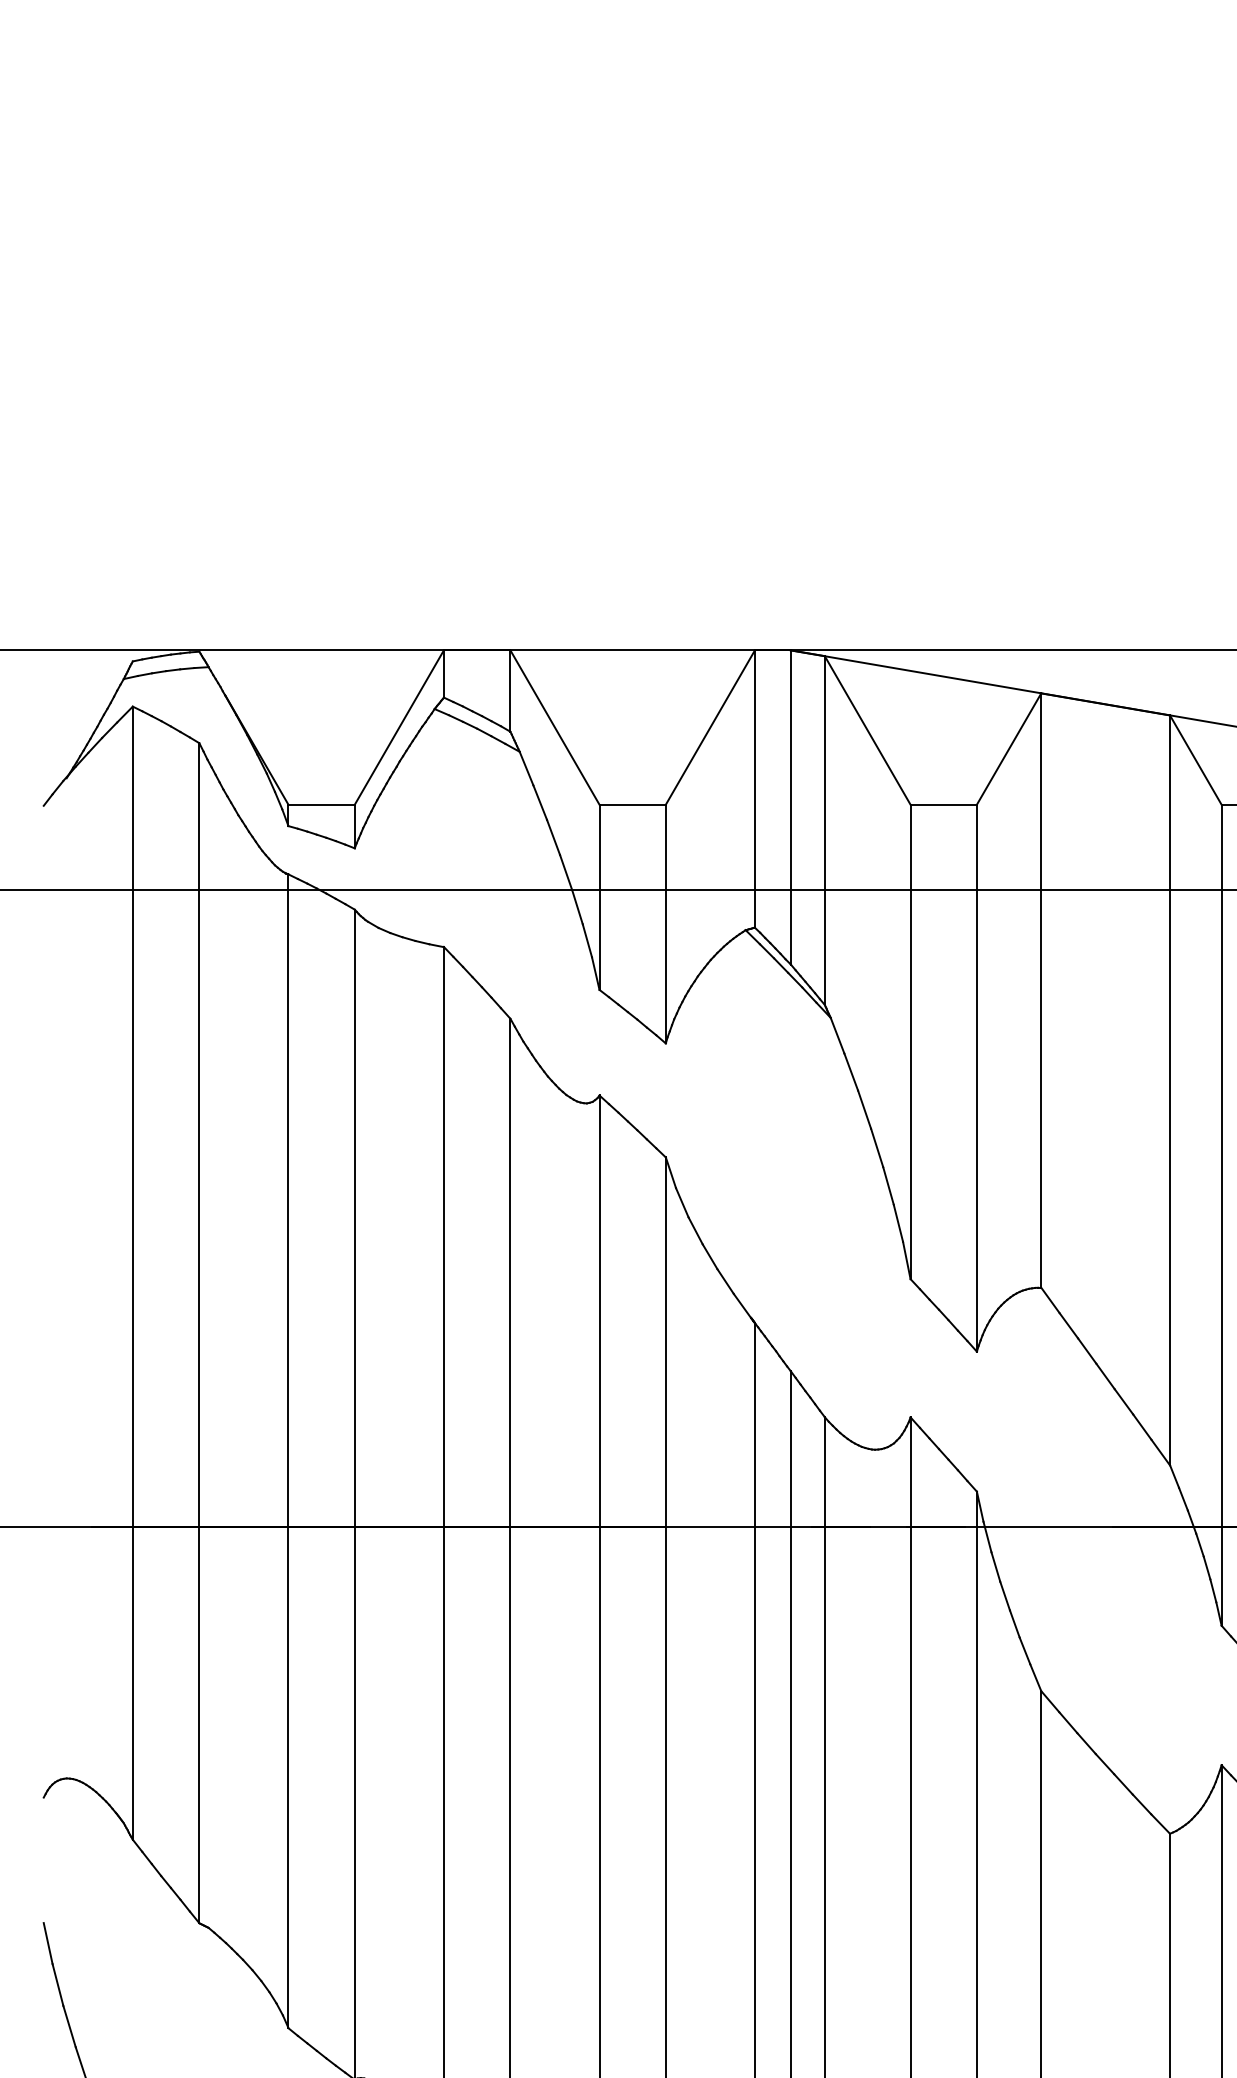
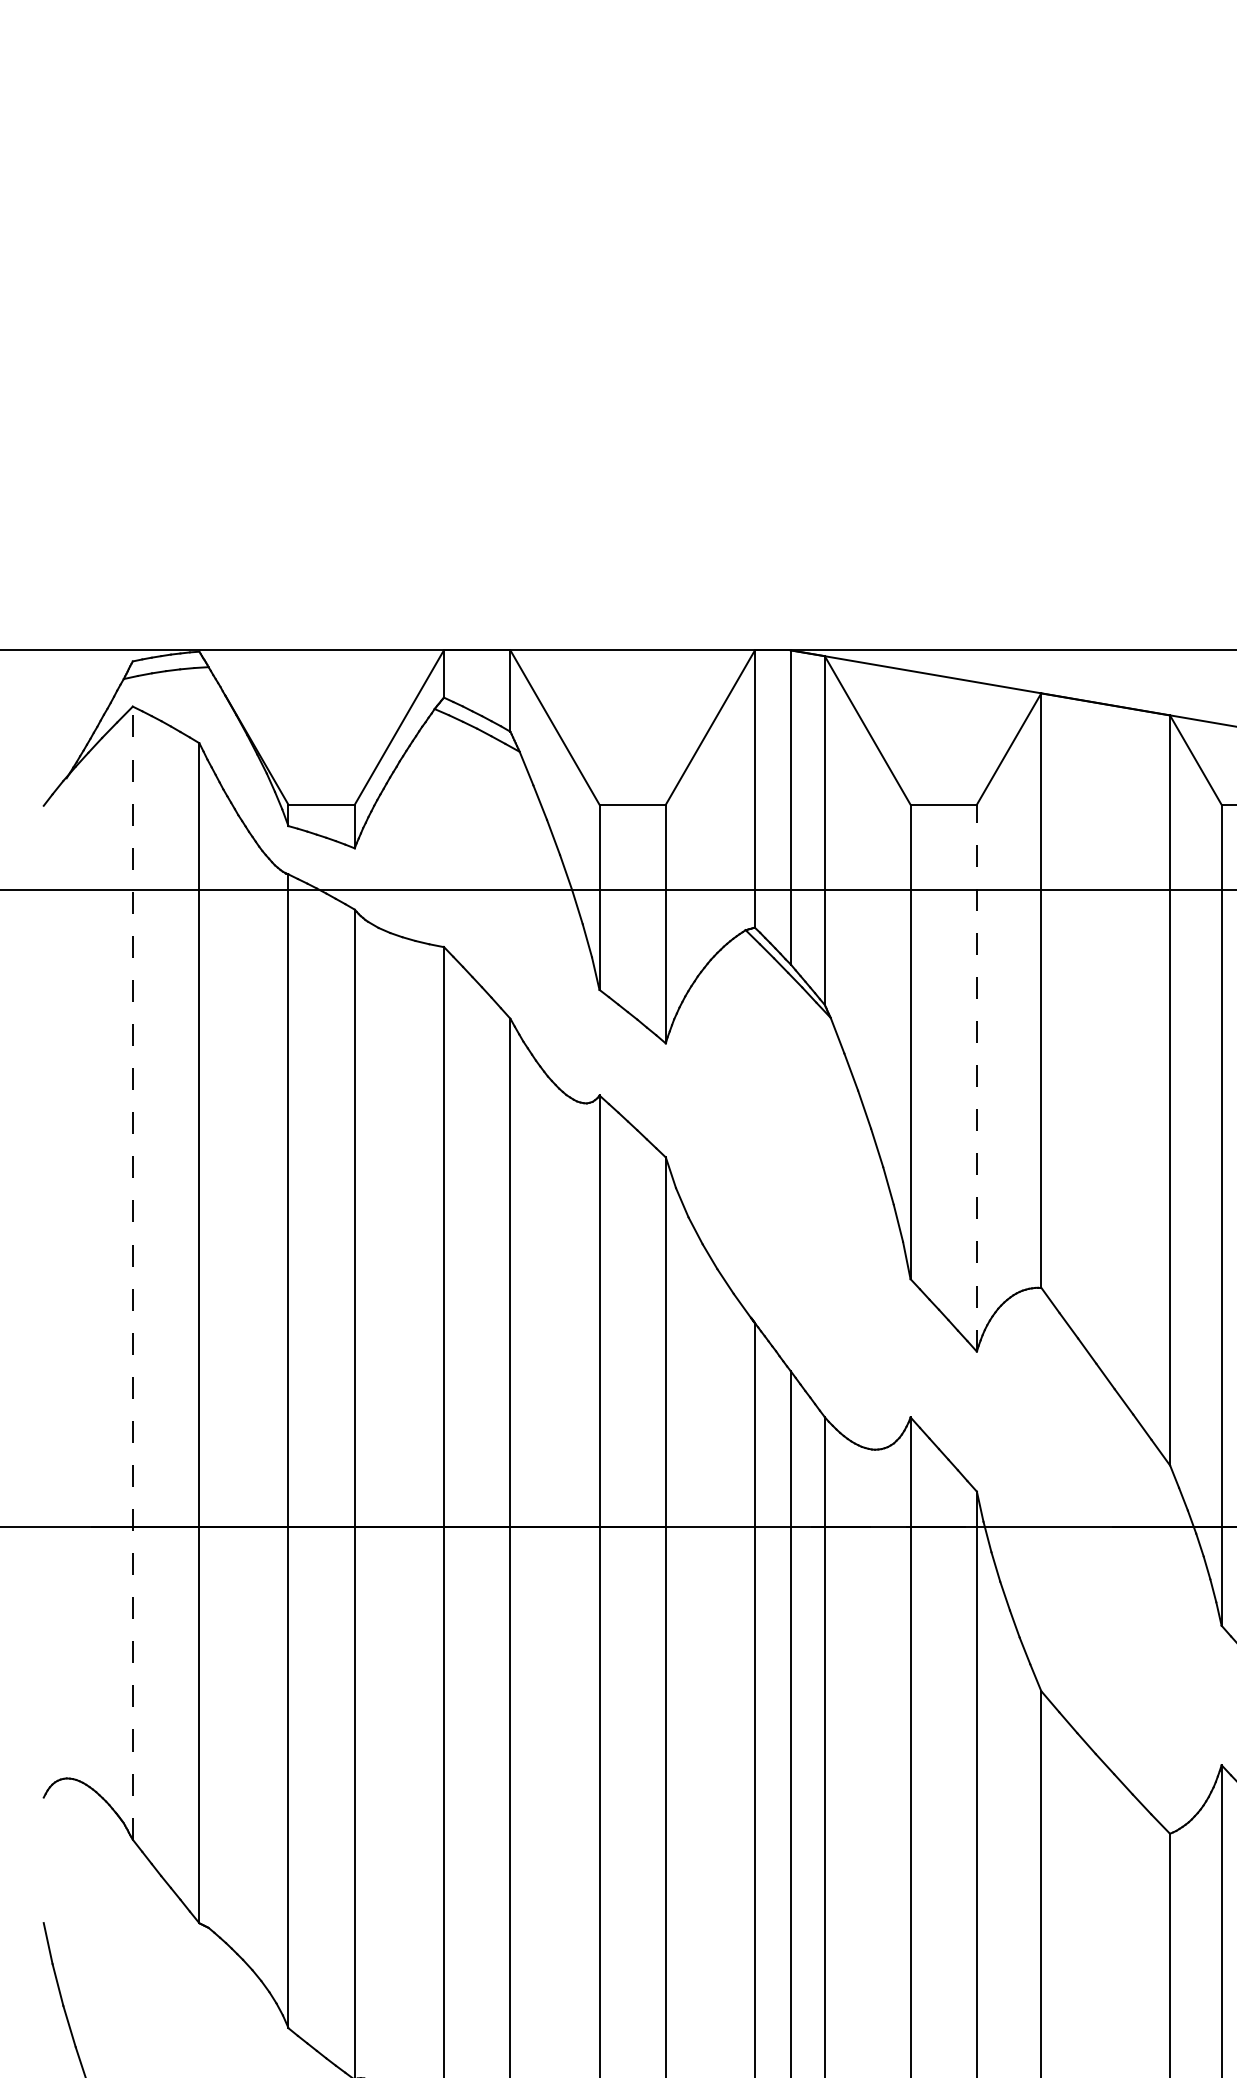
line: solid -> dashed (976, 1077)
line: solid -> dashed (132, 1273)
